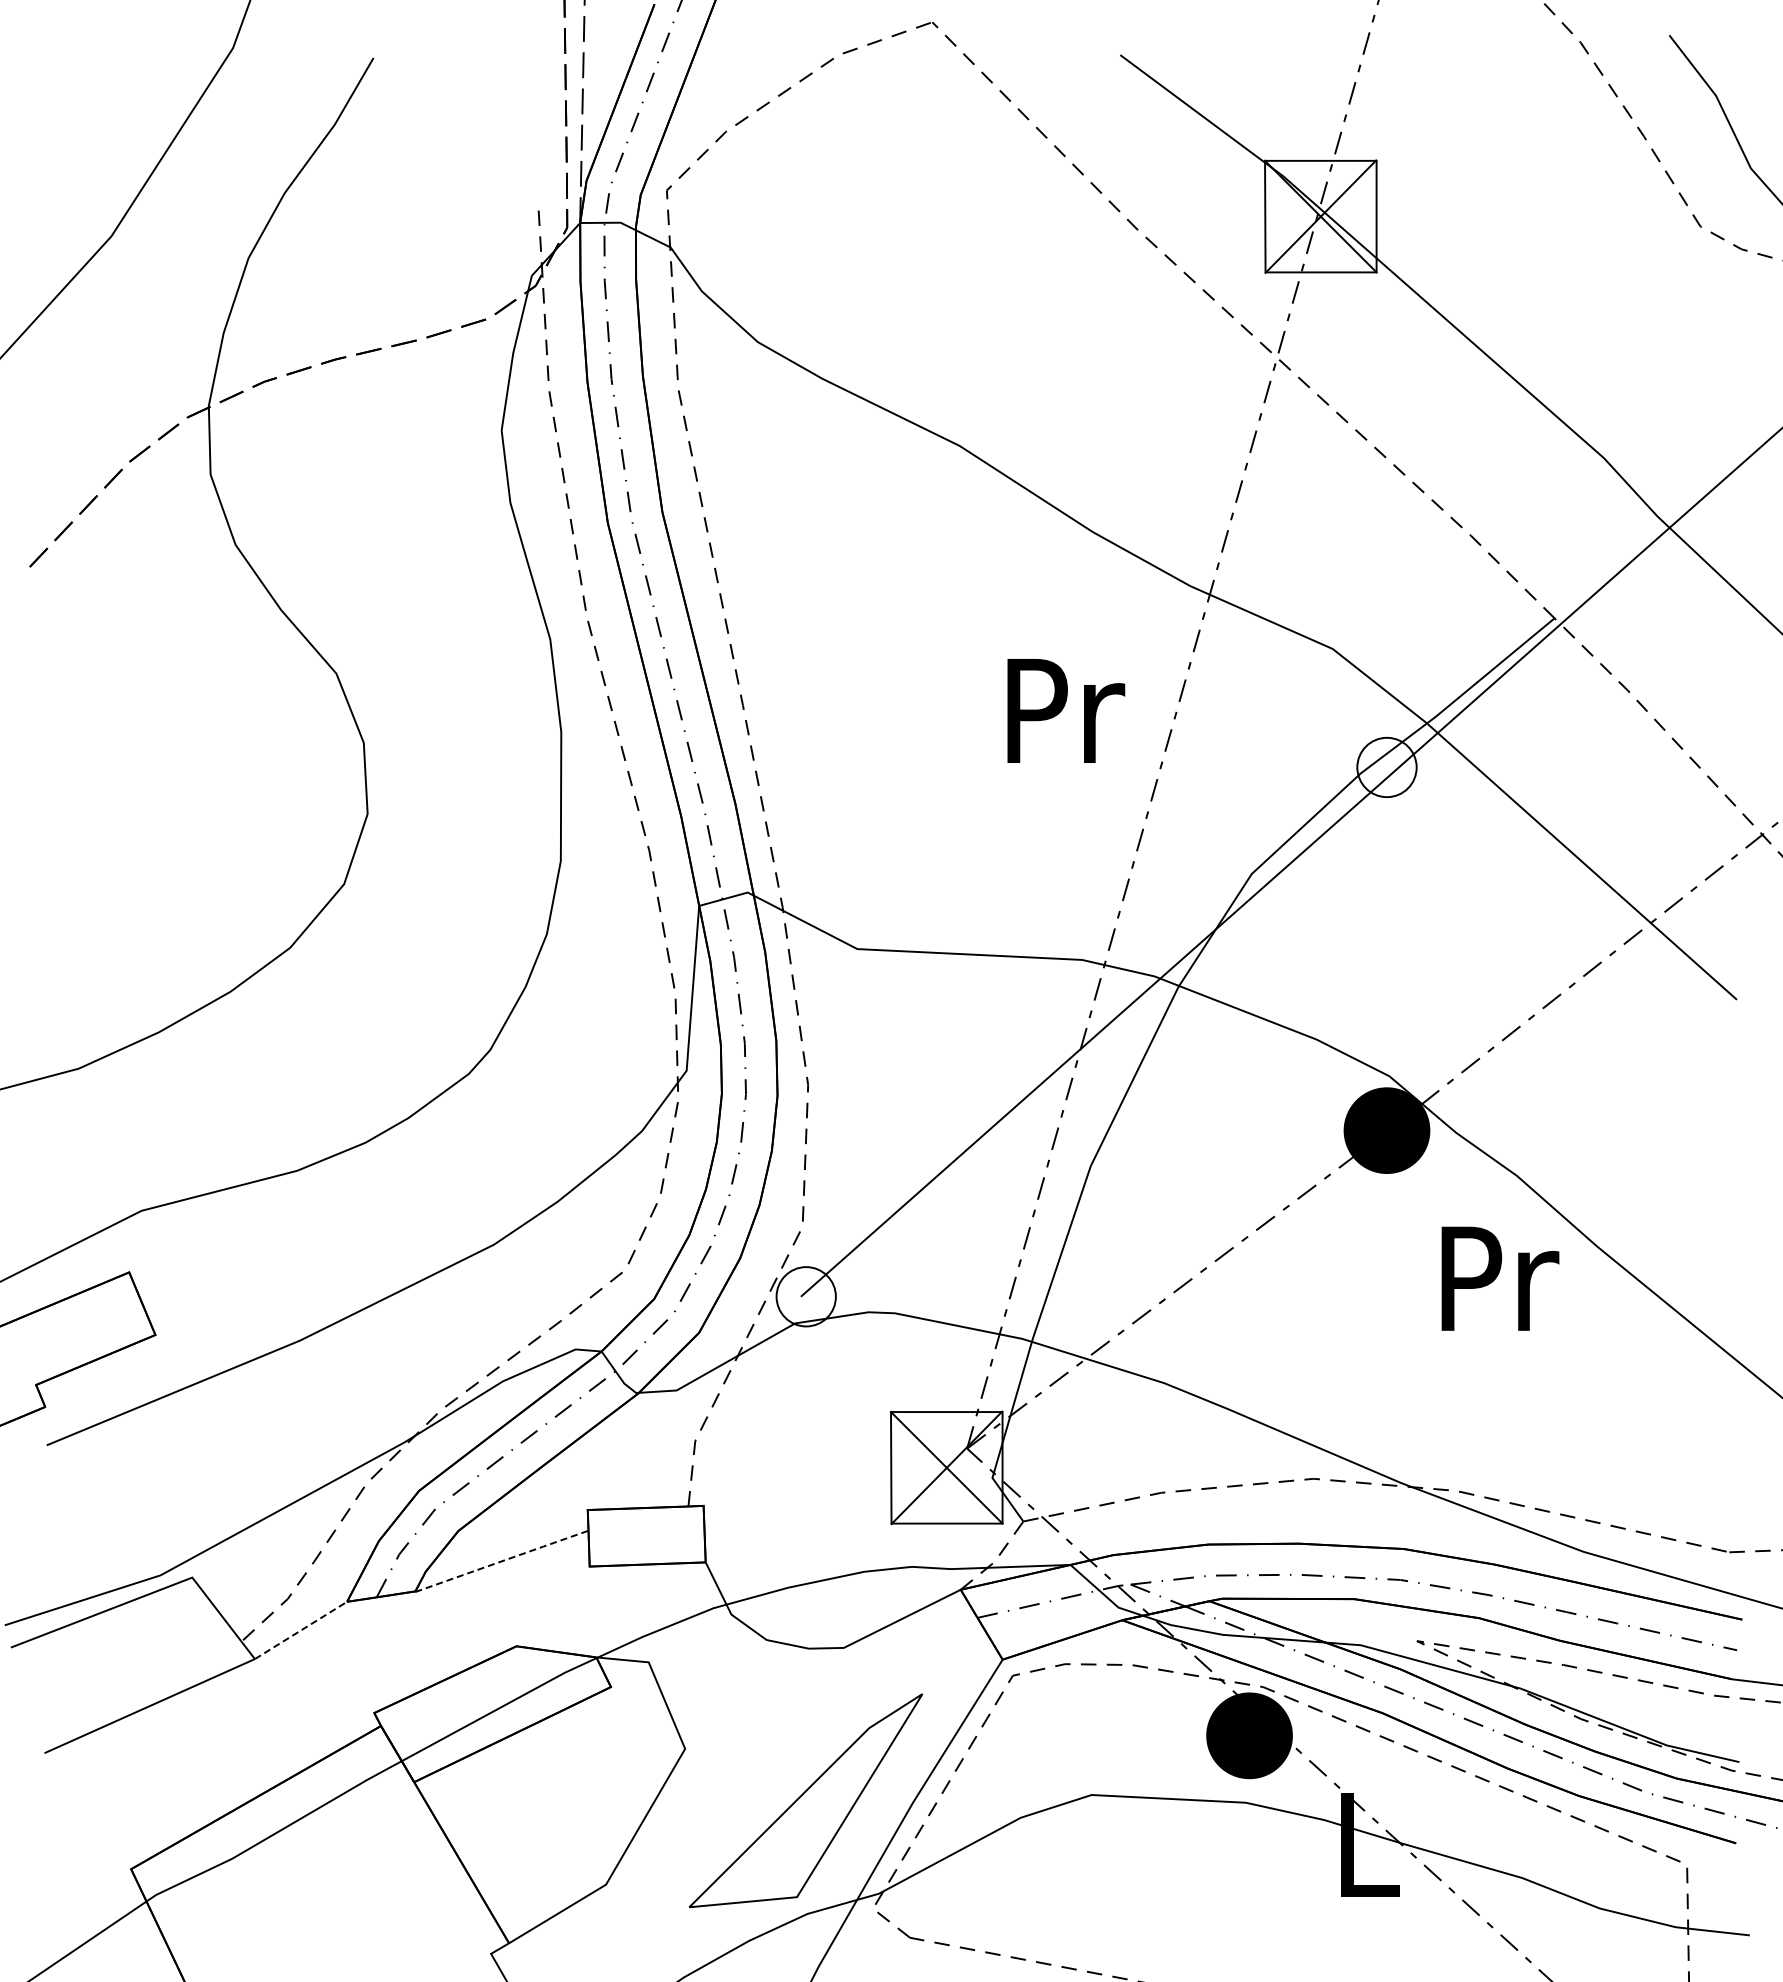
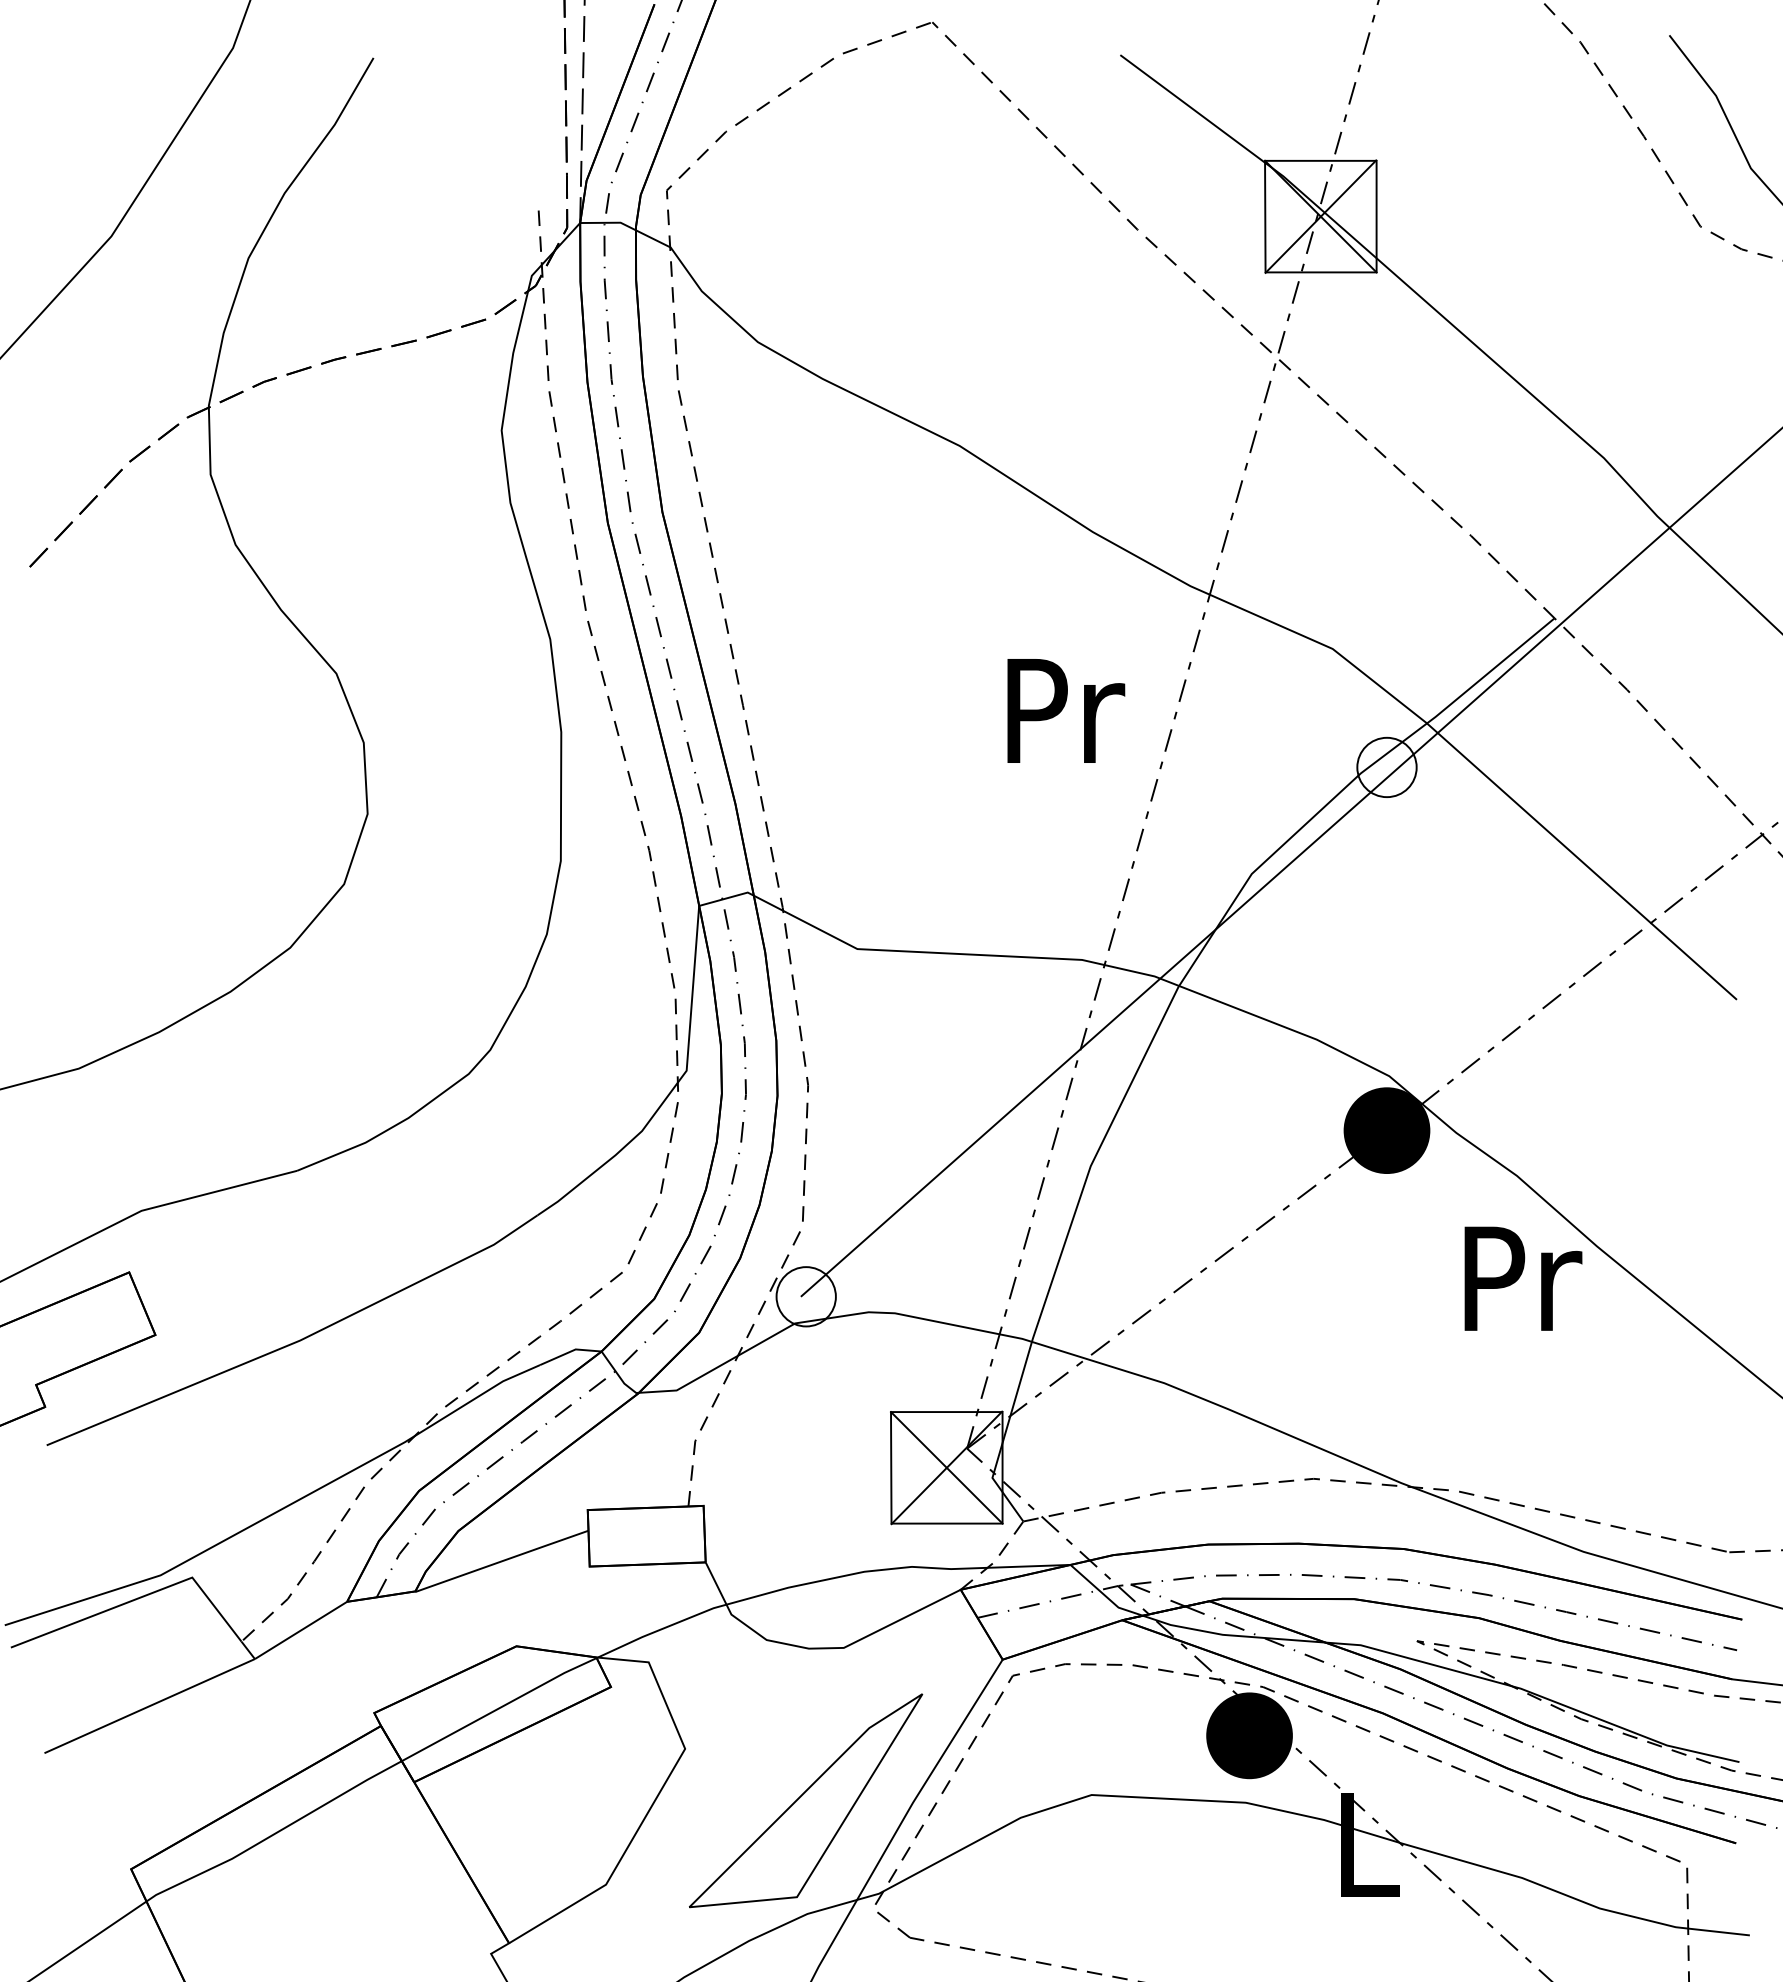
text position: (1500, 1278) -> (1523, 1278) (1523, 1278)
line: dashed -> solid (502, 1560)
line: dashed -> solid (301, 1630)
